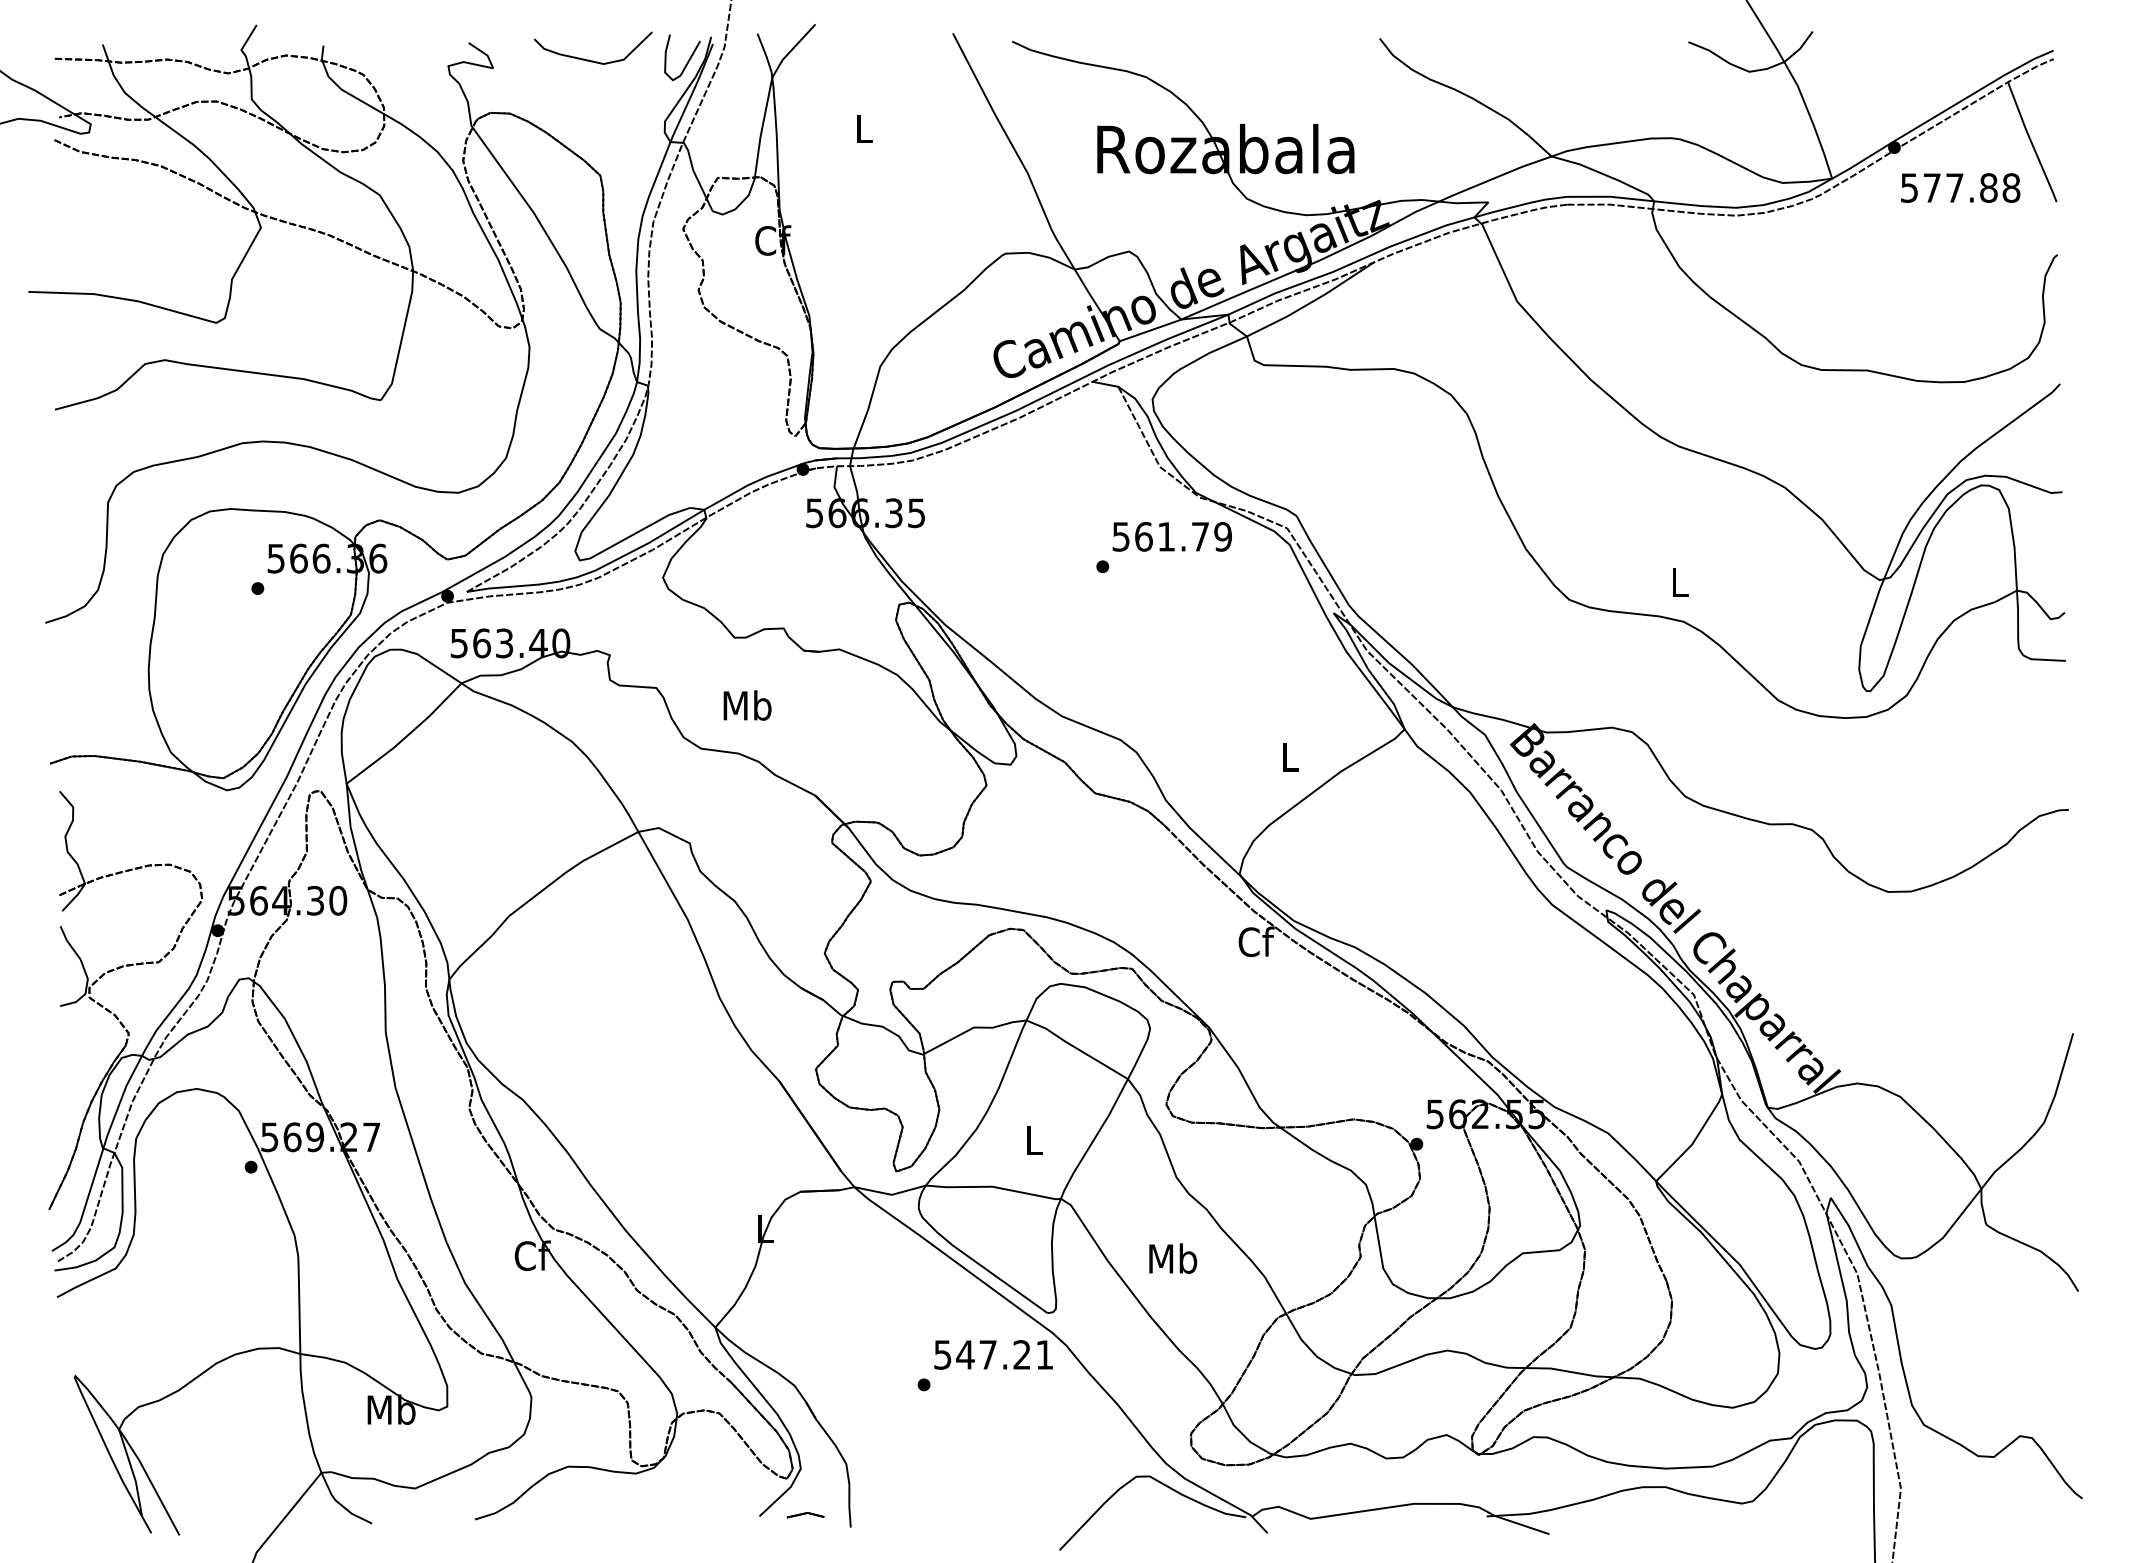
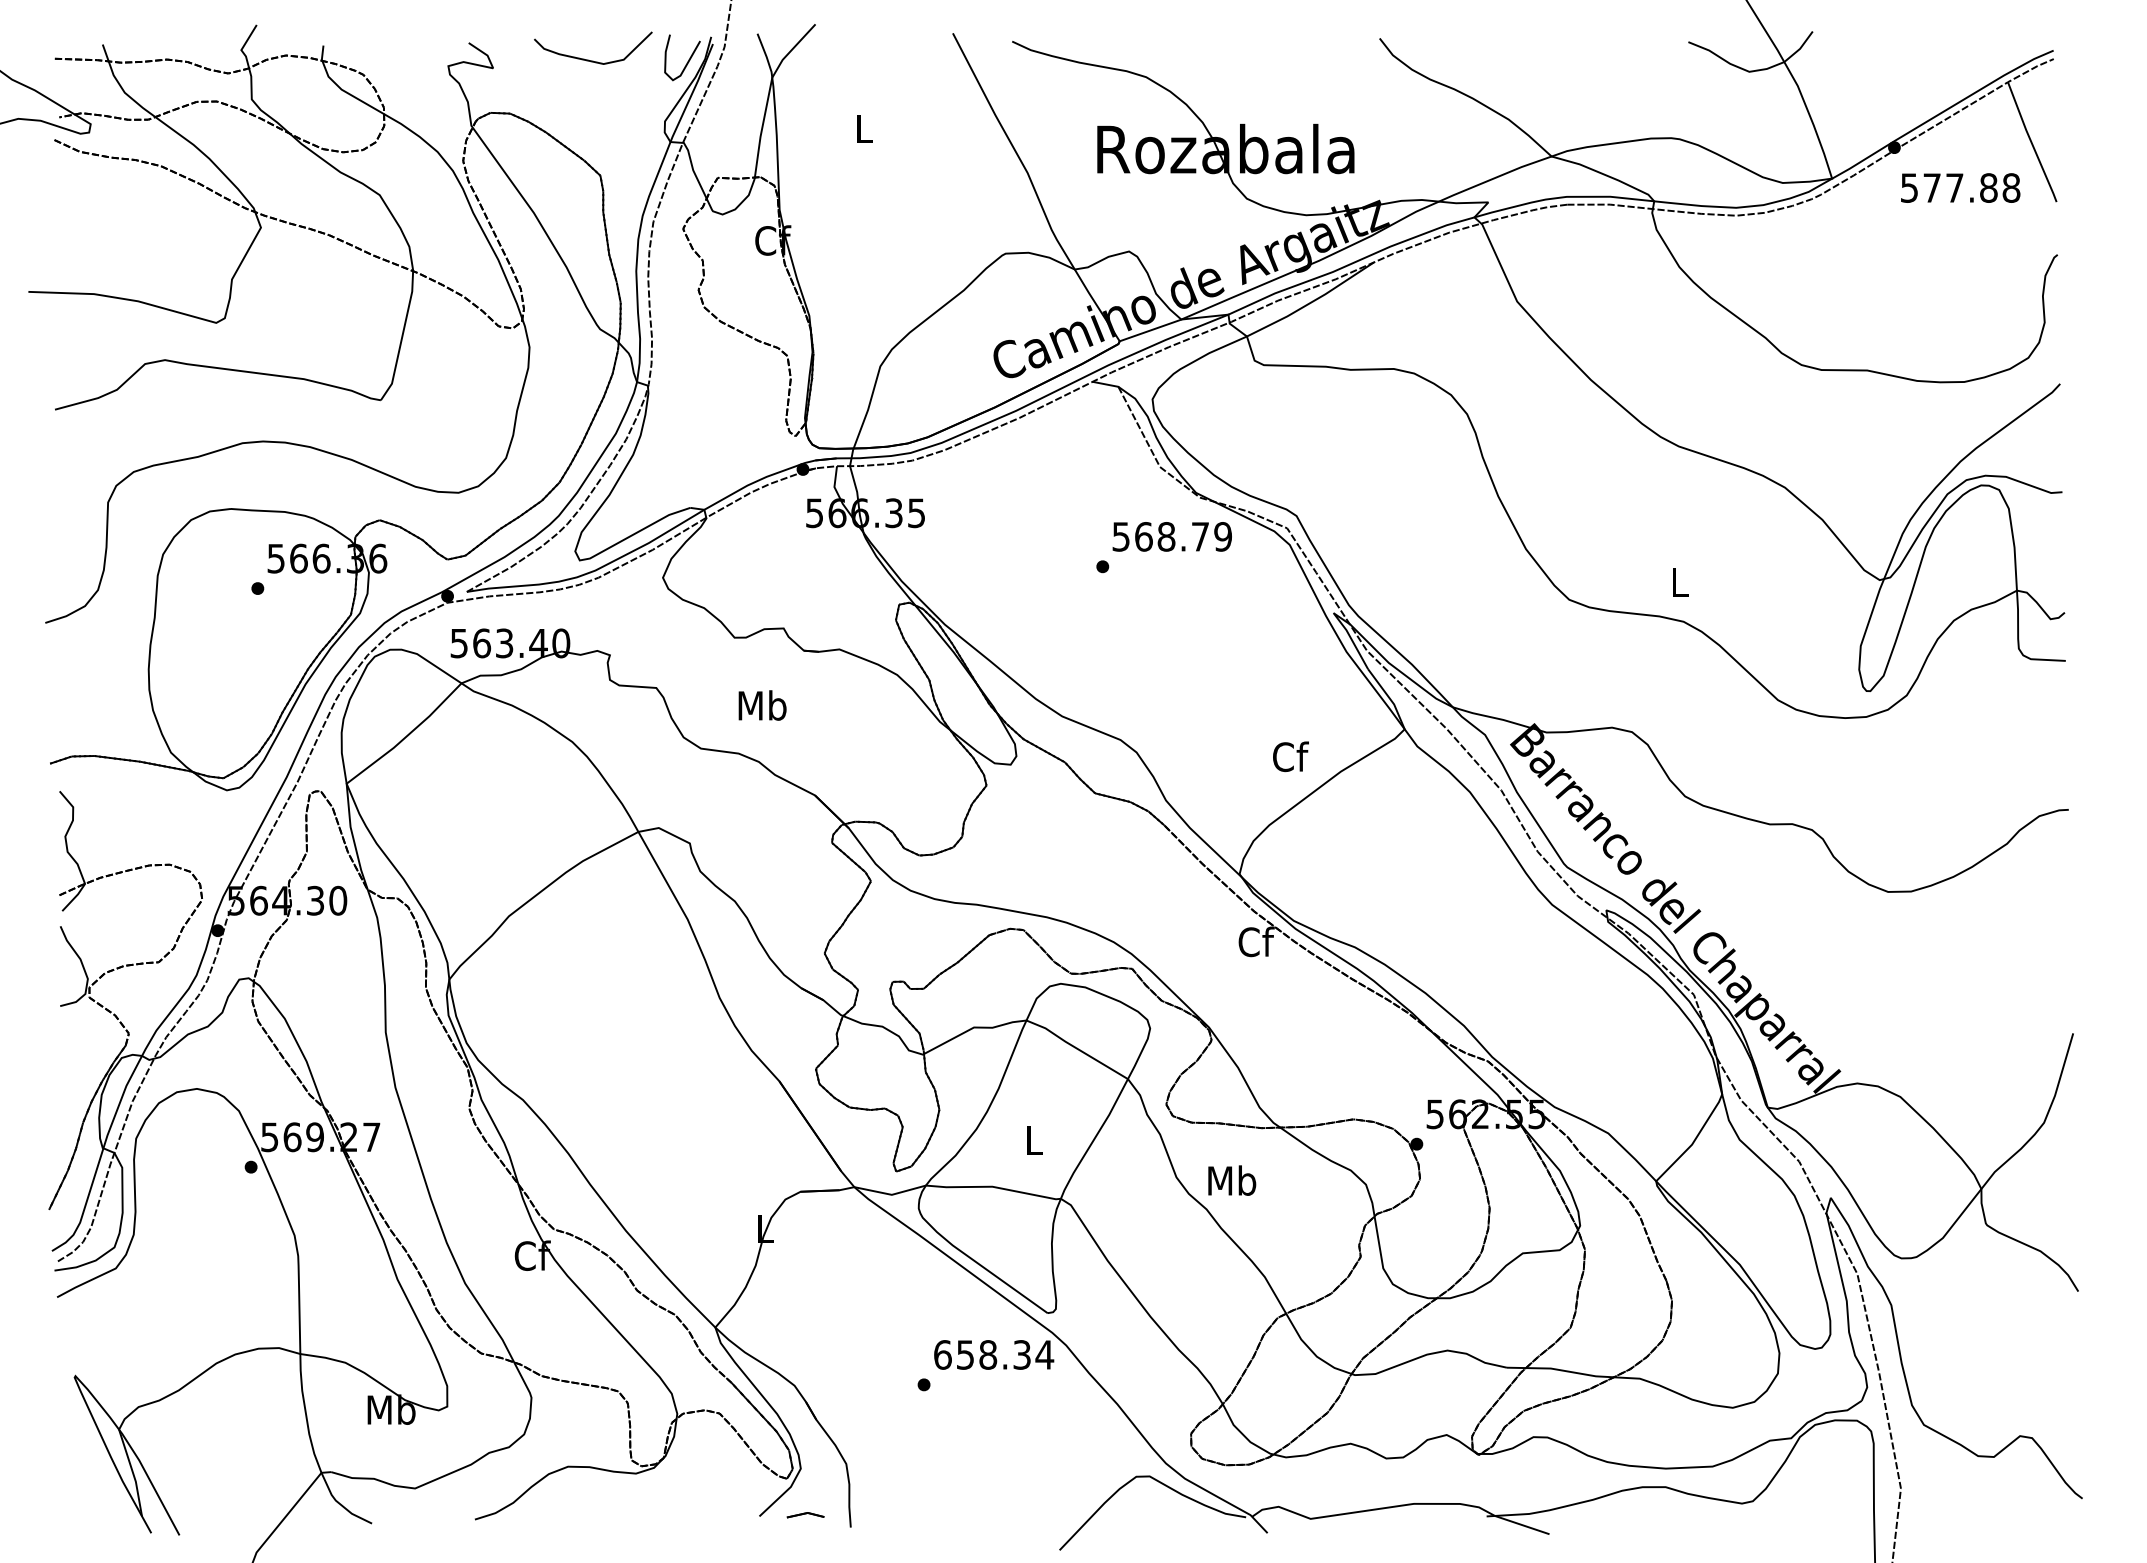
text: 561.79 -> 568.79 (1166, 536)
text position: (747, 705) -> (762, 705) (762, 705)
text: L -> Cf (1290, 756)
text position: (1173, 1258) -> (1232, 1180) (1232, 1180)
text: 547.21 -> 658.34 (994, 1354)
